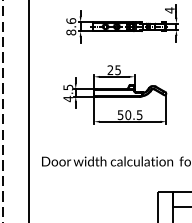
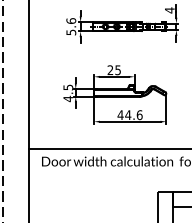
text: 8.6 -> 5.6 (71, 32)
text: 50.5 -> 44.6 (129, 115)
line: none -> present (108, 148)
